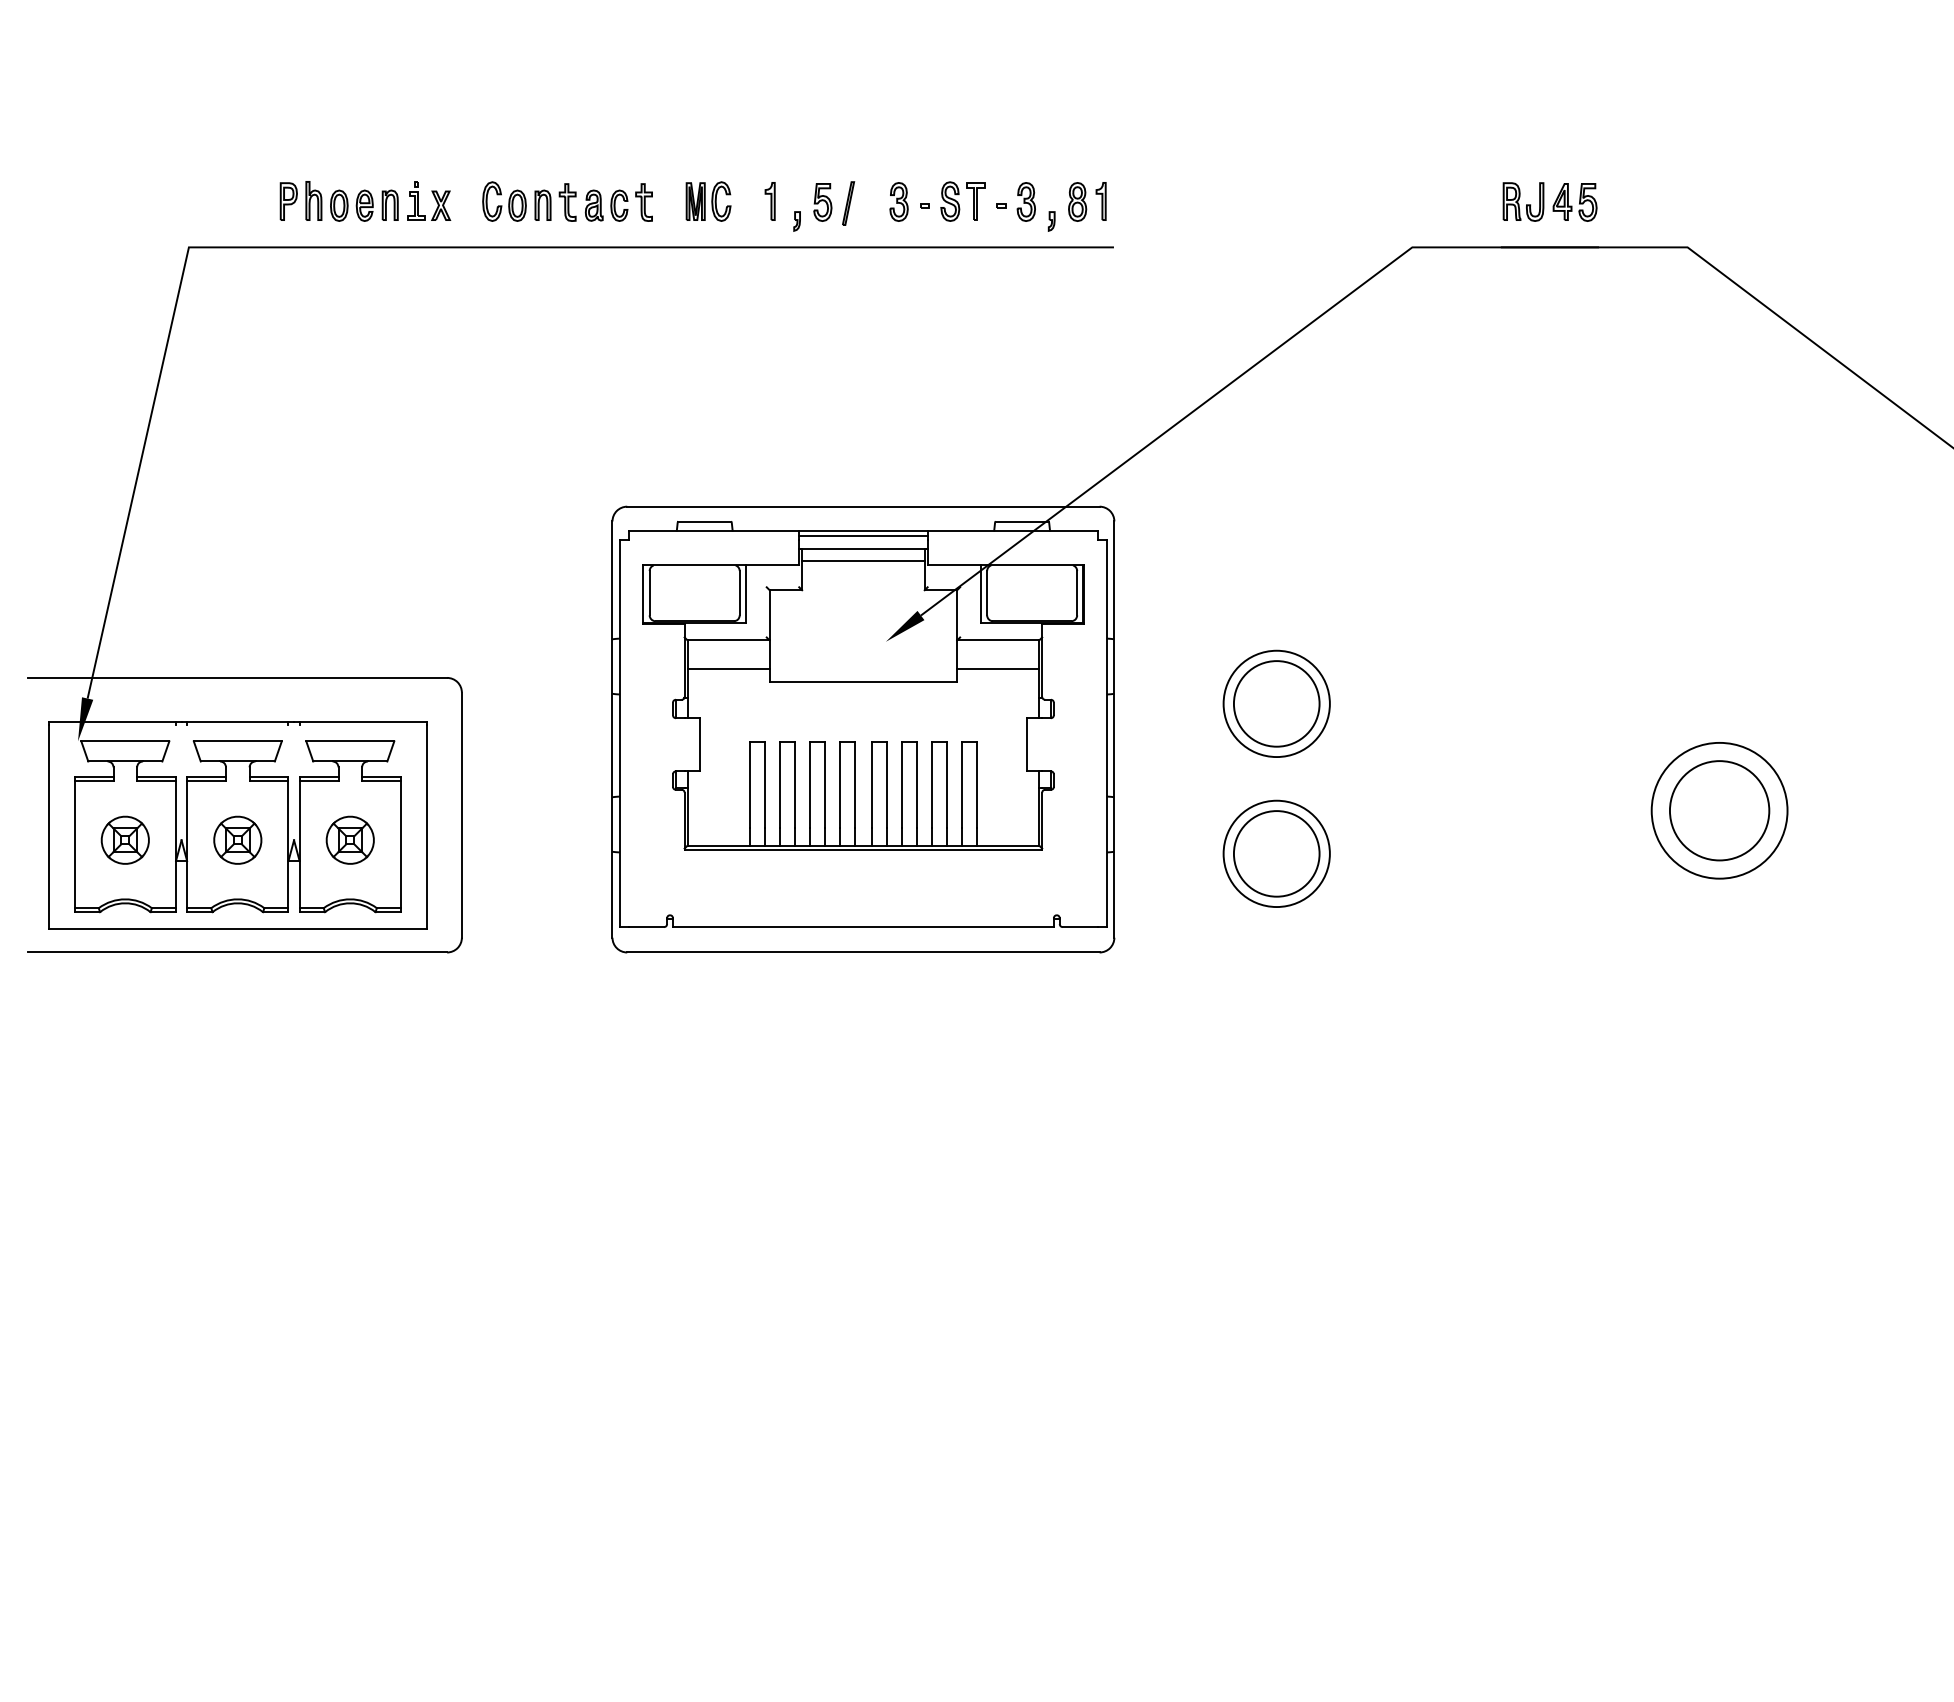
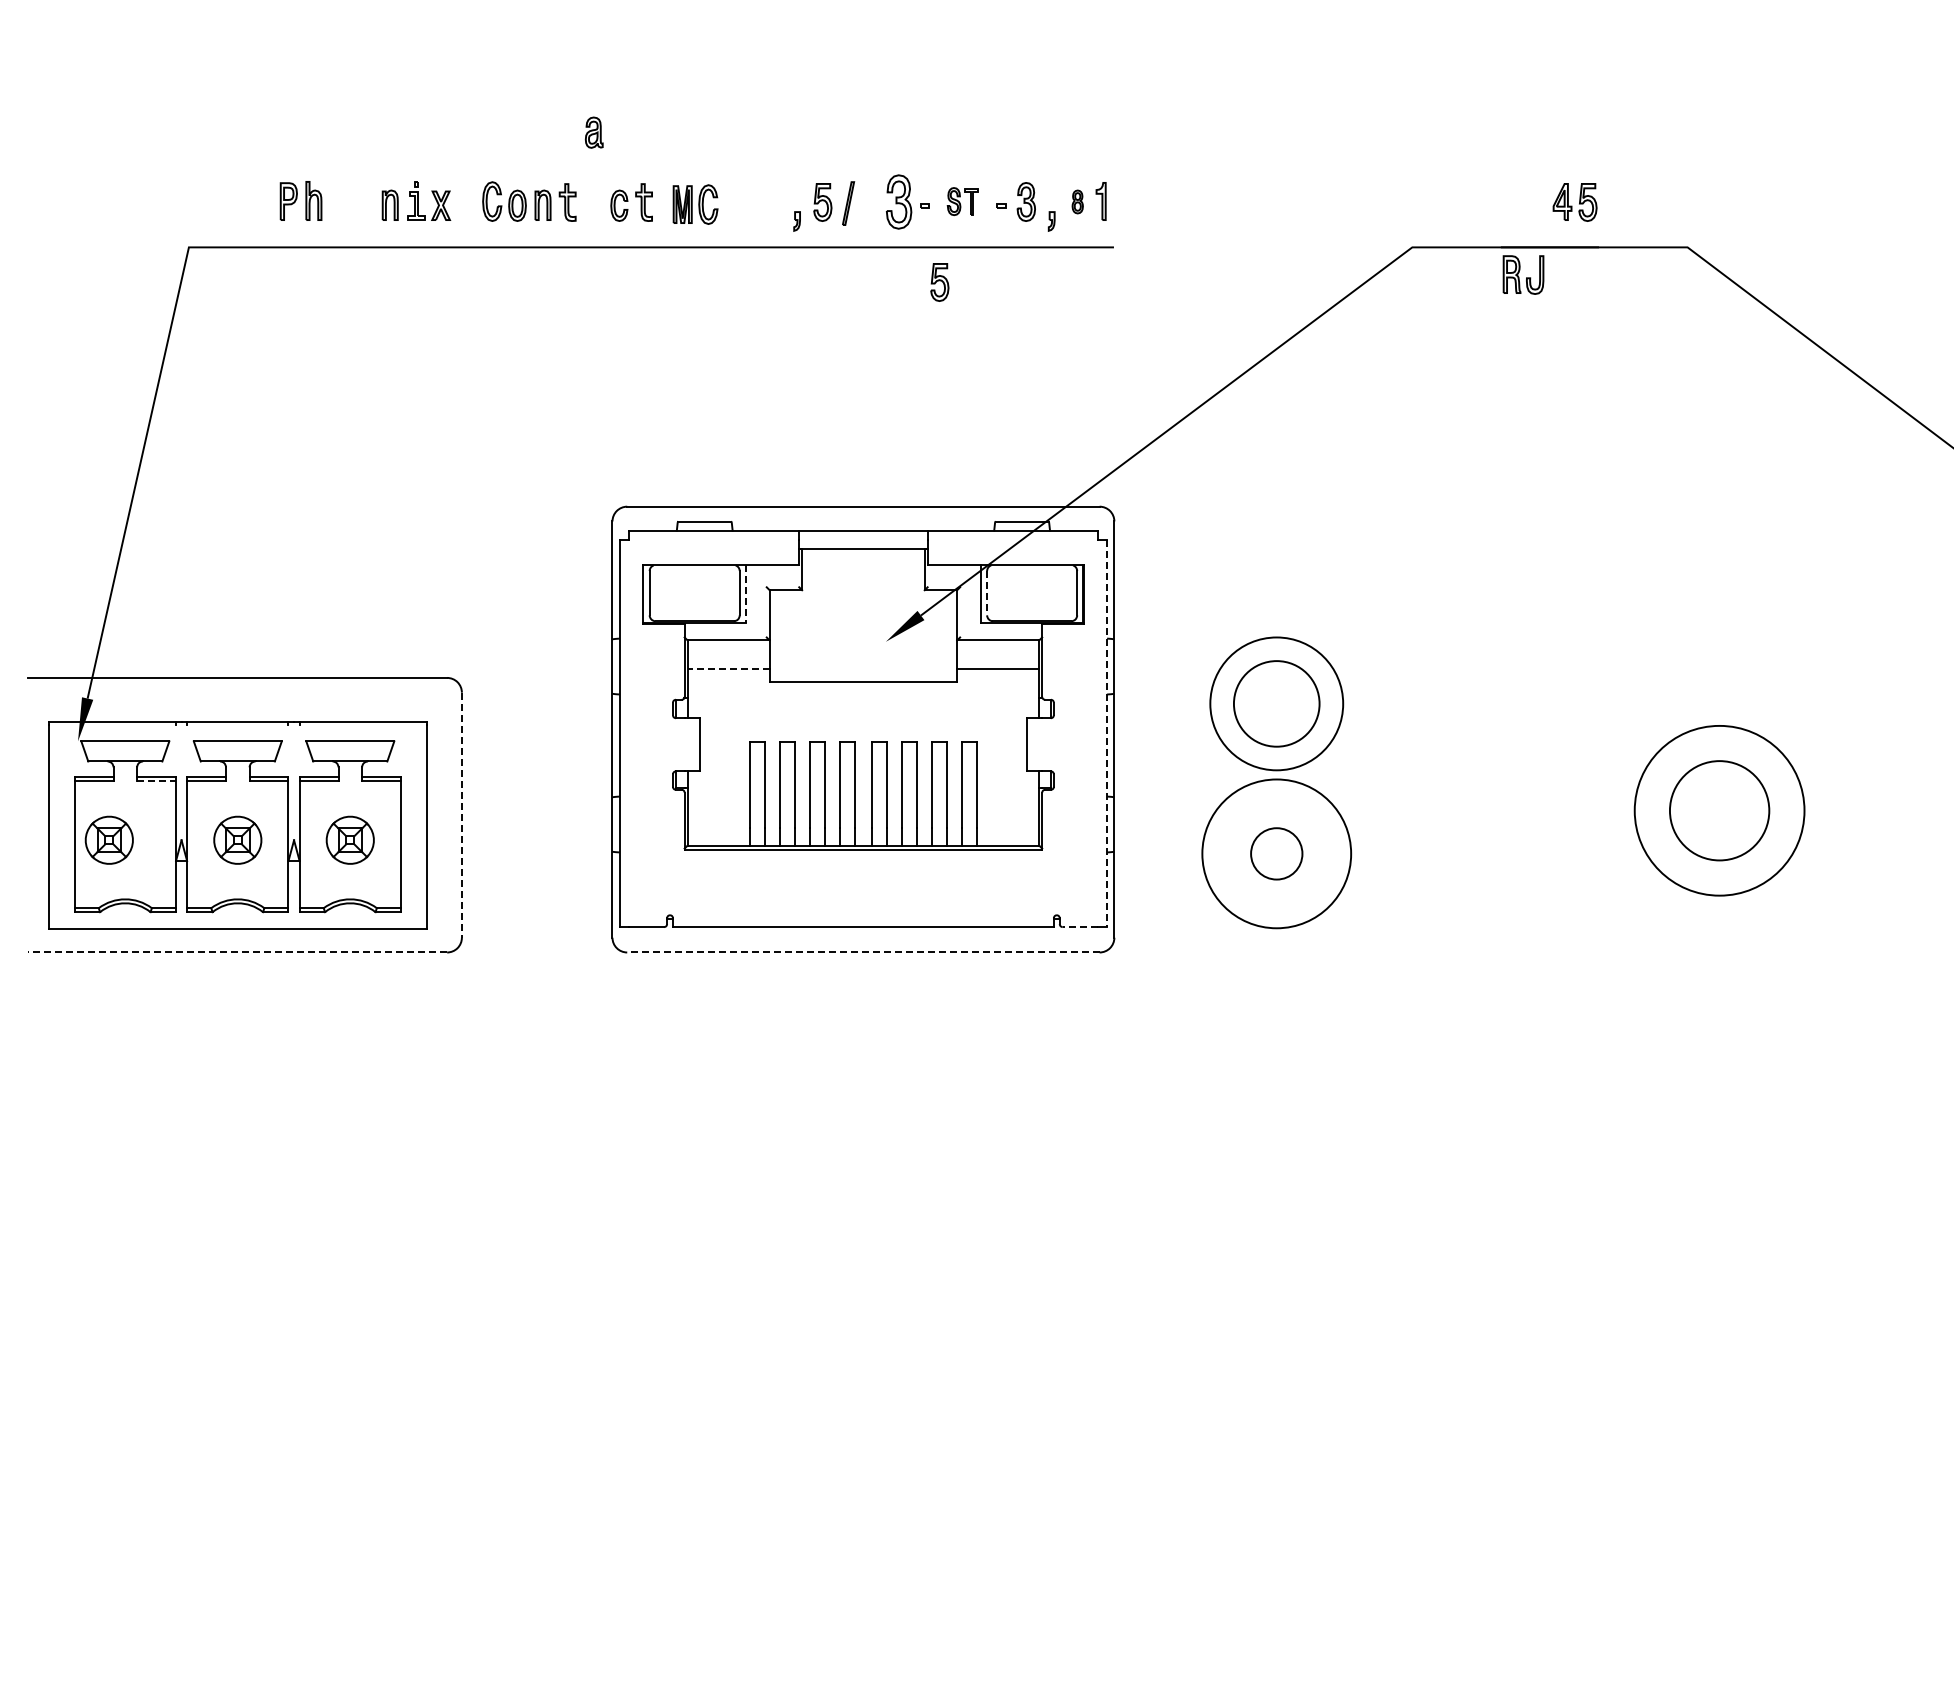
part position: (708, 201) -> (695, 204) (695, 204)
part: present -> none (769, 201)
part size: 20x40 px -> 27x56 px (899, 201)
part size: 46x41 px -> 33x29 px (962, 201)
part size: 20x40 px -> 13x26 px (1077, 201)
part position: (1523, 201) -> (1523, 274) (1523, 274)
part: present -> none (351, 205)
part position: (593, 205) -> (593, 132) (593, 132)
part: none -> present (939, 282)
line: present -> none (863, 535)
line: present -> none (863, 560)
line: solid -> dashed (987, 593)
line: solid -> dashed (746, 594)
line: solid -> dashed (728, 669)
circle diameter: 106 px -> 133 px (1276, 703)
line: solid -> dashed (1107, 734)
line: solid -> dashed (156, 781)
circle diameter: 136 px -> 170 px (1719, 810)
line: solid -> dashed (461, 815)
part position: (124, 839) -> (108, 839) (108, 839)
circle diameter: 106 px -> 149 px (1276, 853)
circle diameter: 86 px -> 51 px (1276, 853)
line: solid -> dashed (1080, 927)
line: solid -> dashed (237, 952)
line: solid -> dashed (862, 952)
